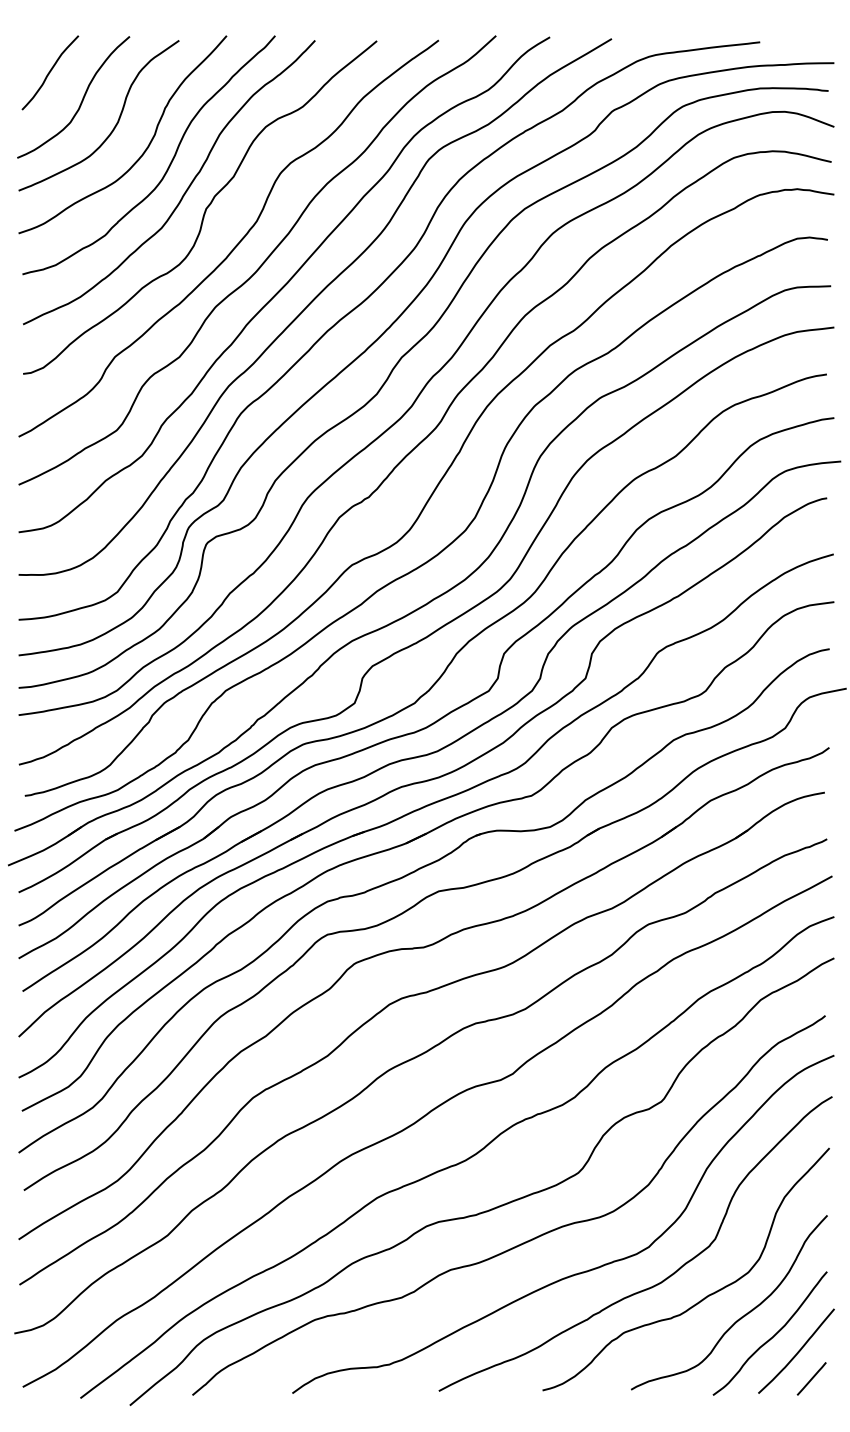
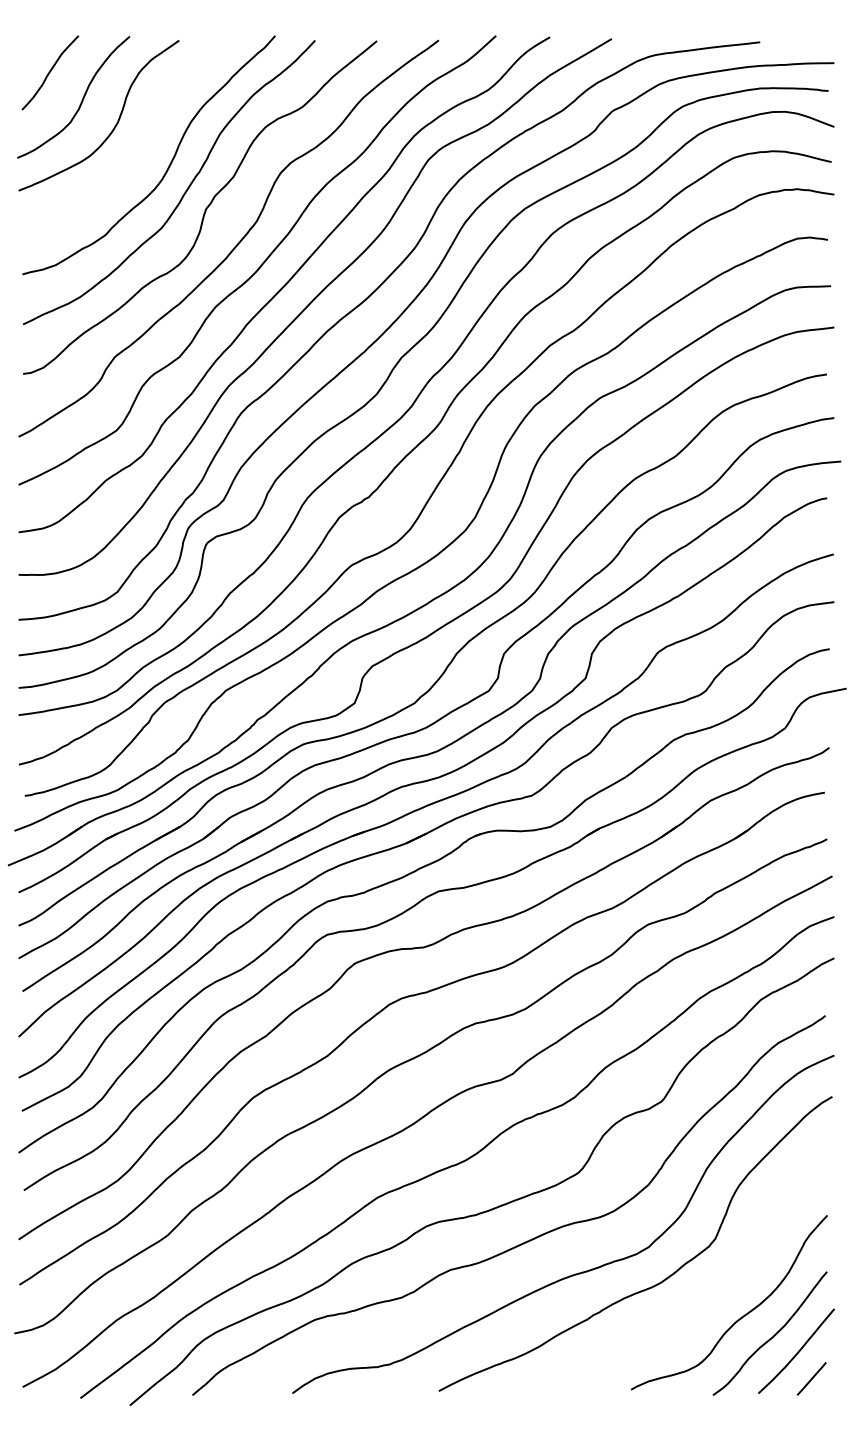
curve: present -> none (143, 151)
curve: present -> none (705, 1296)
